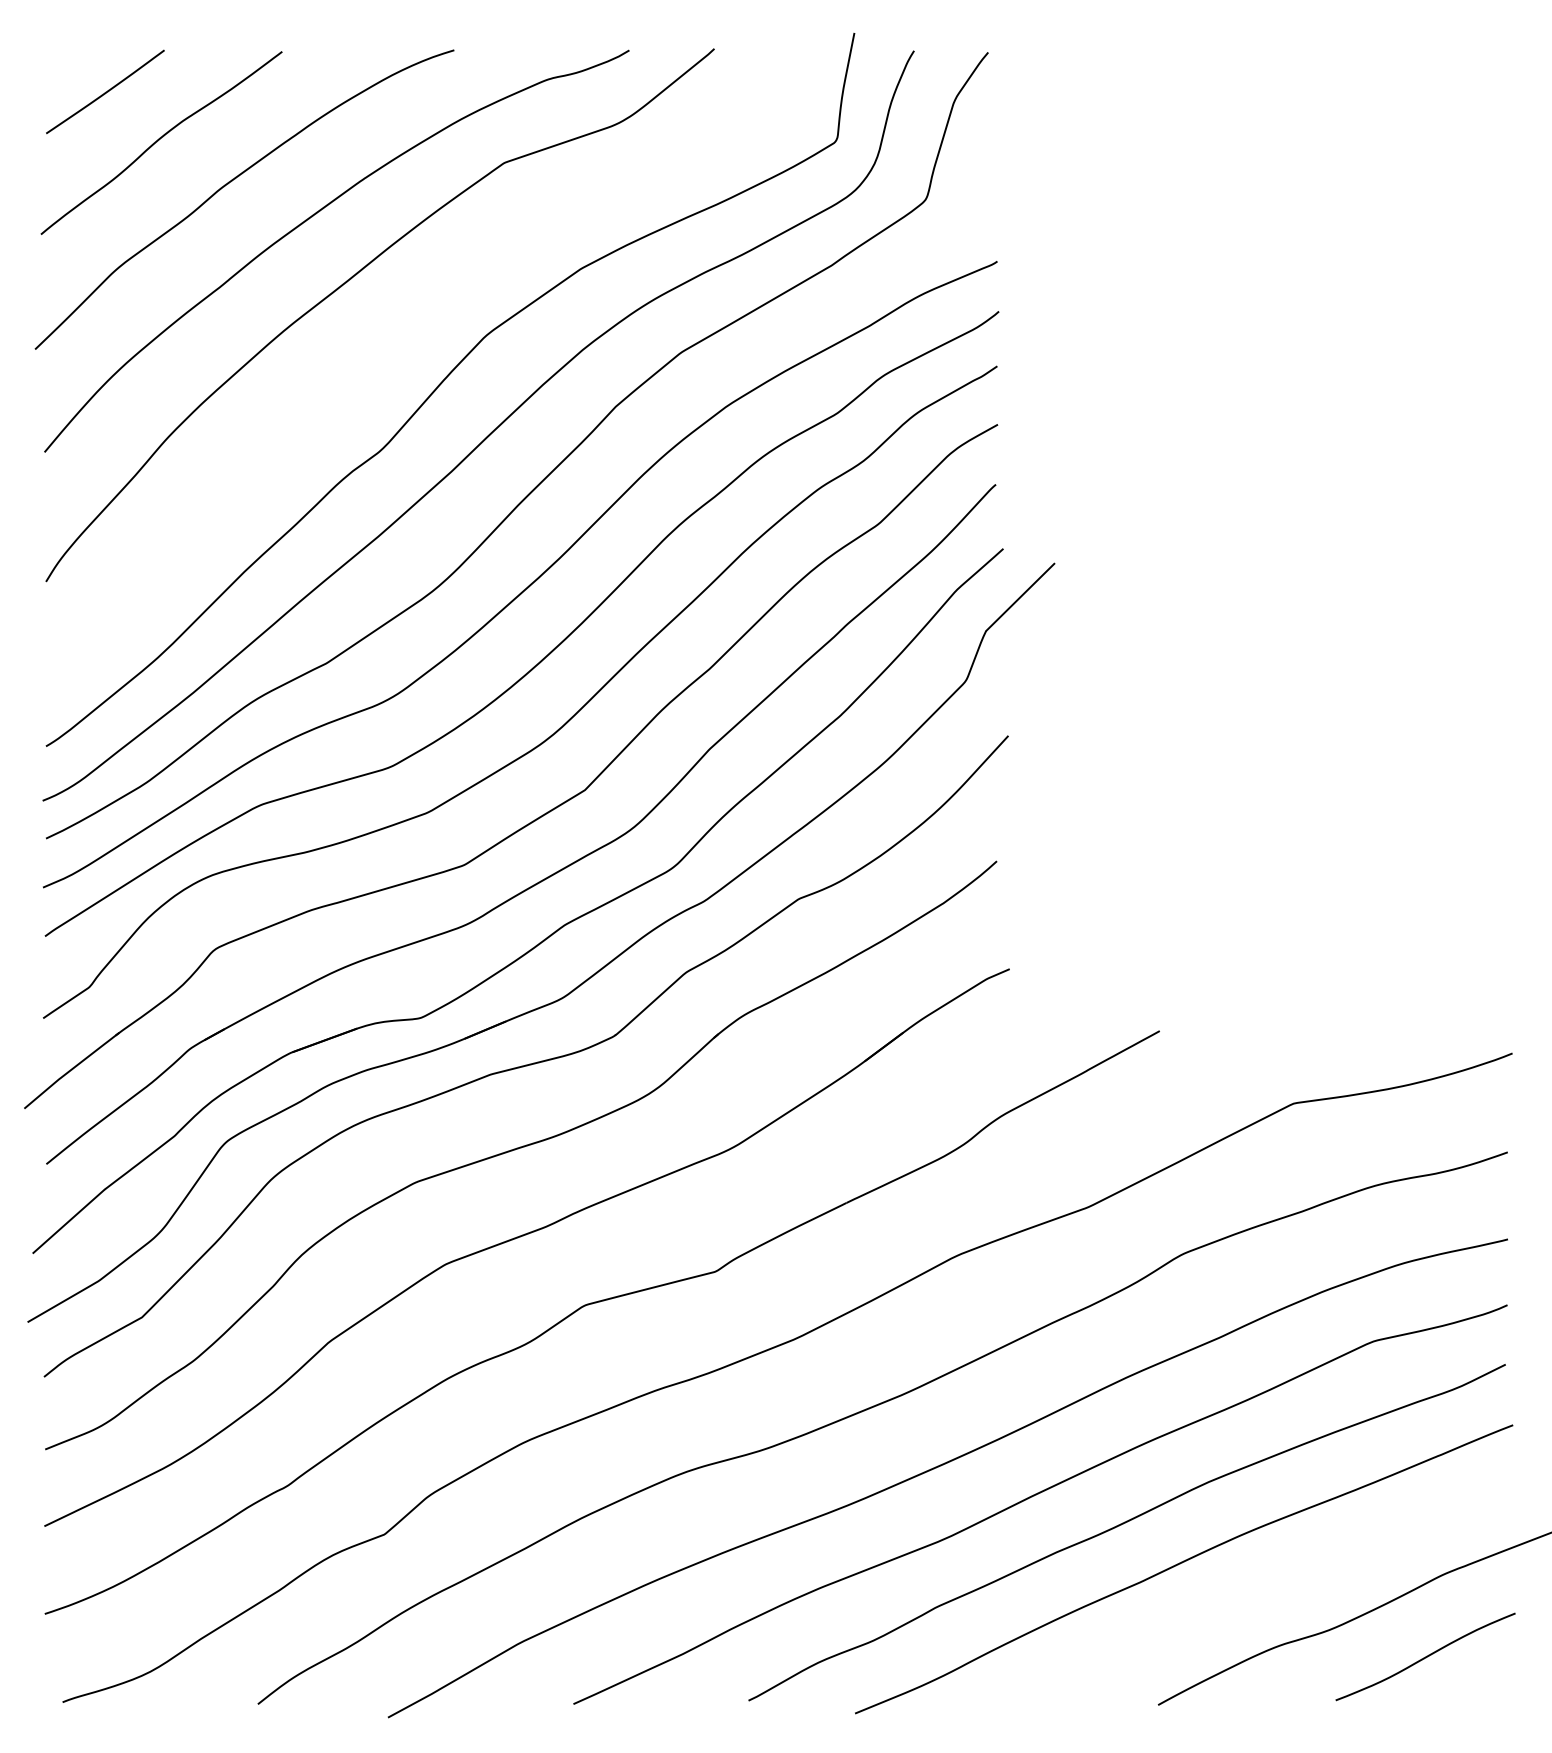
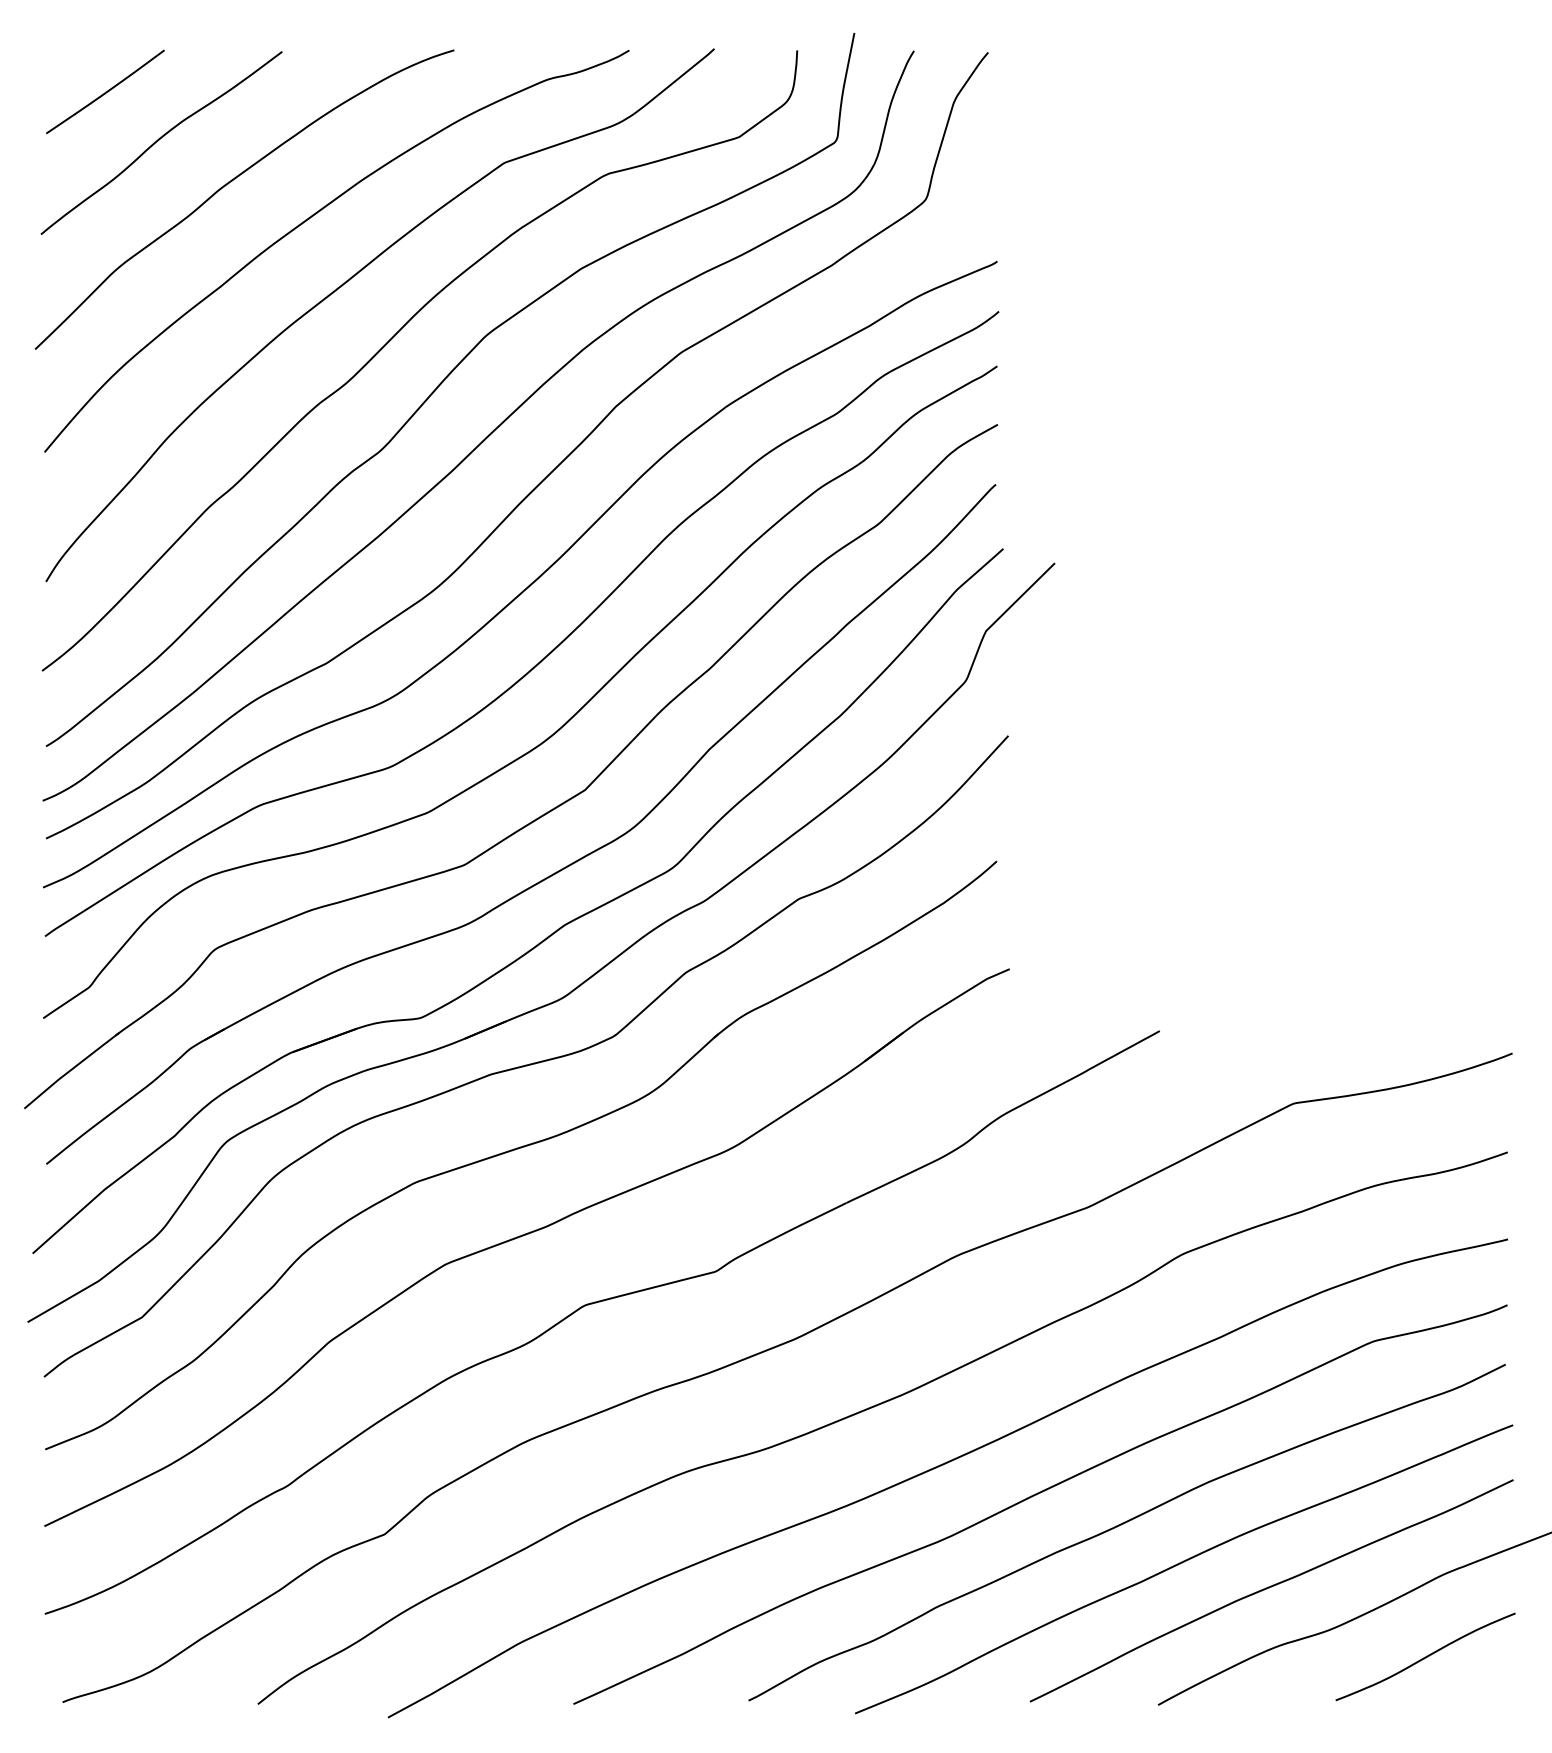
curve: none -> present (395, 336)
curve: none -> present (1269, 1588)
